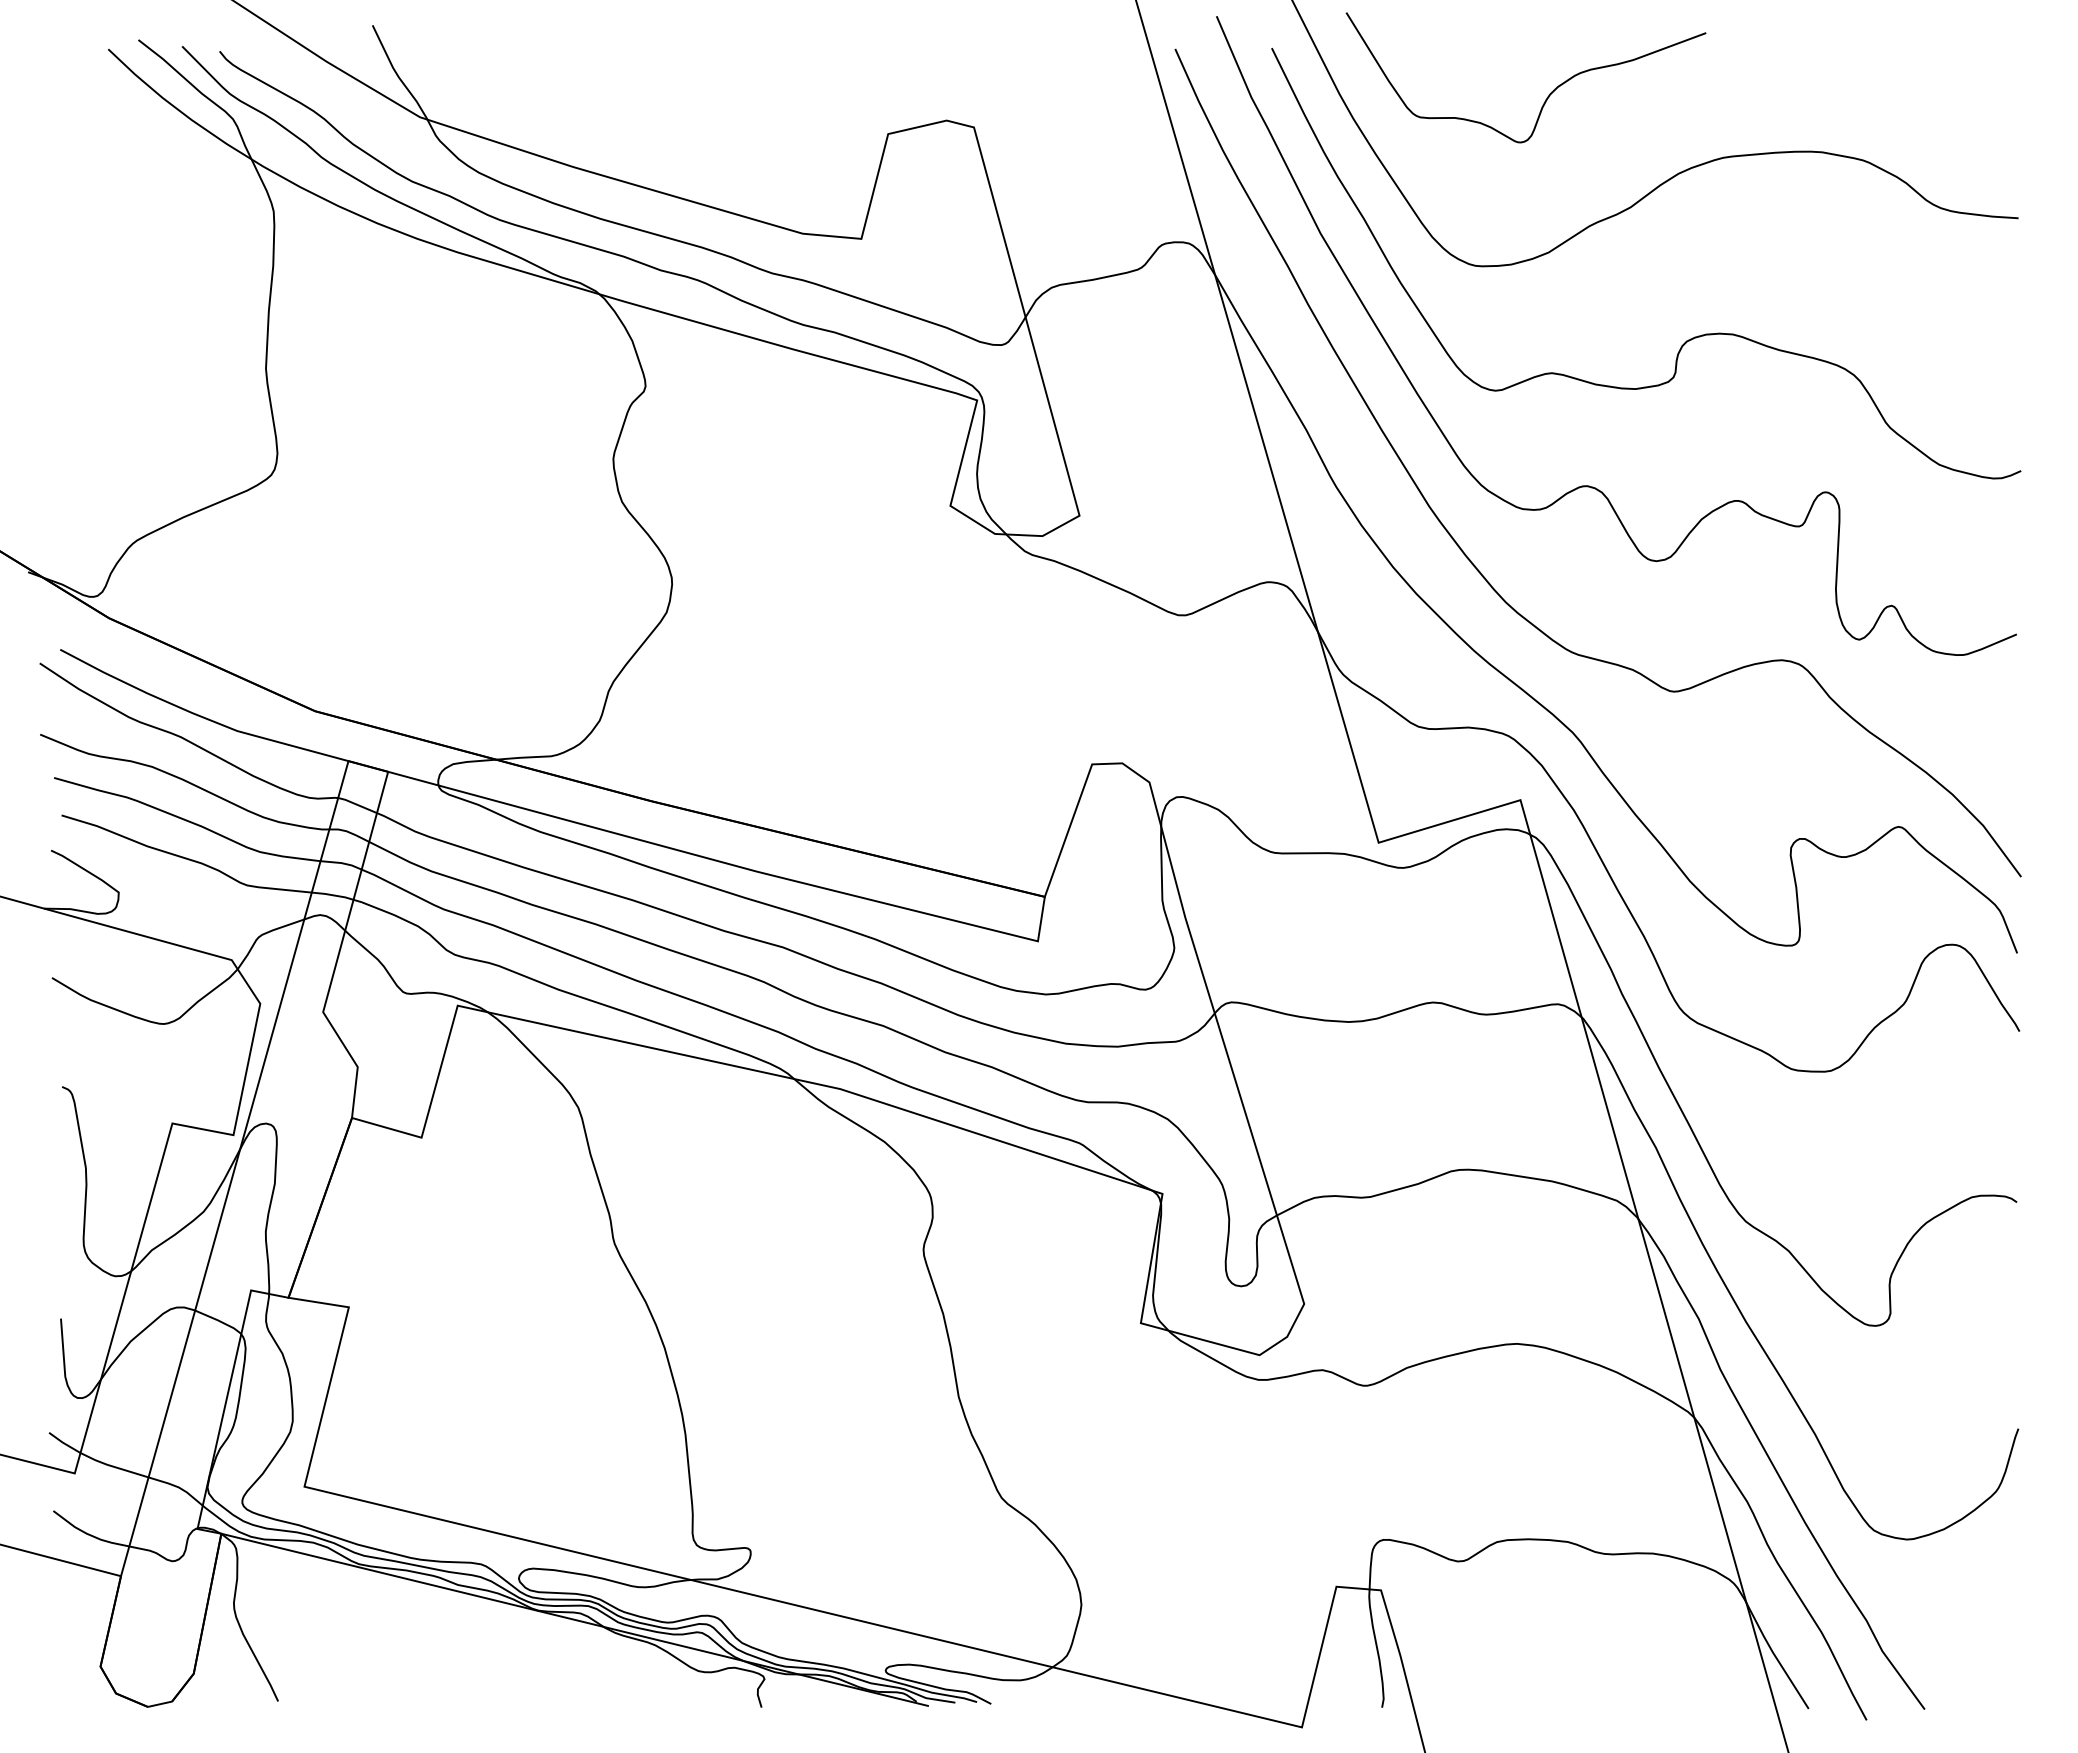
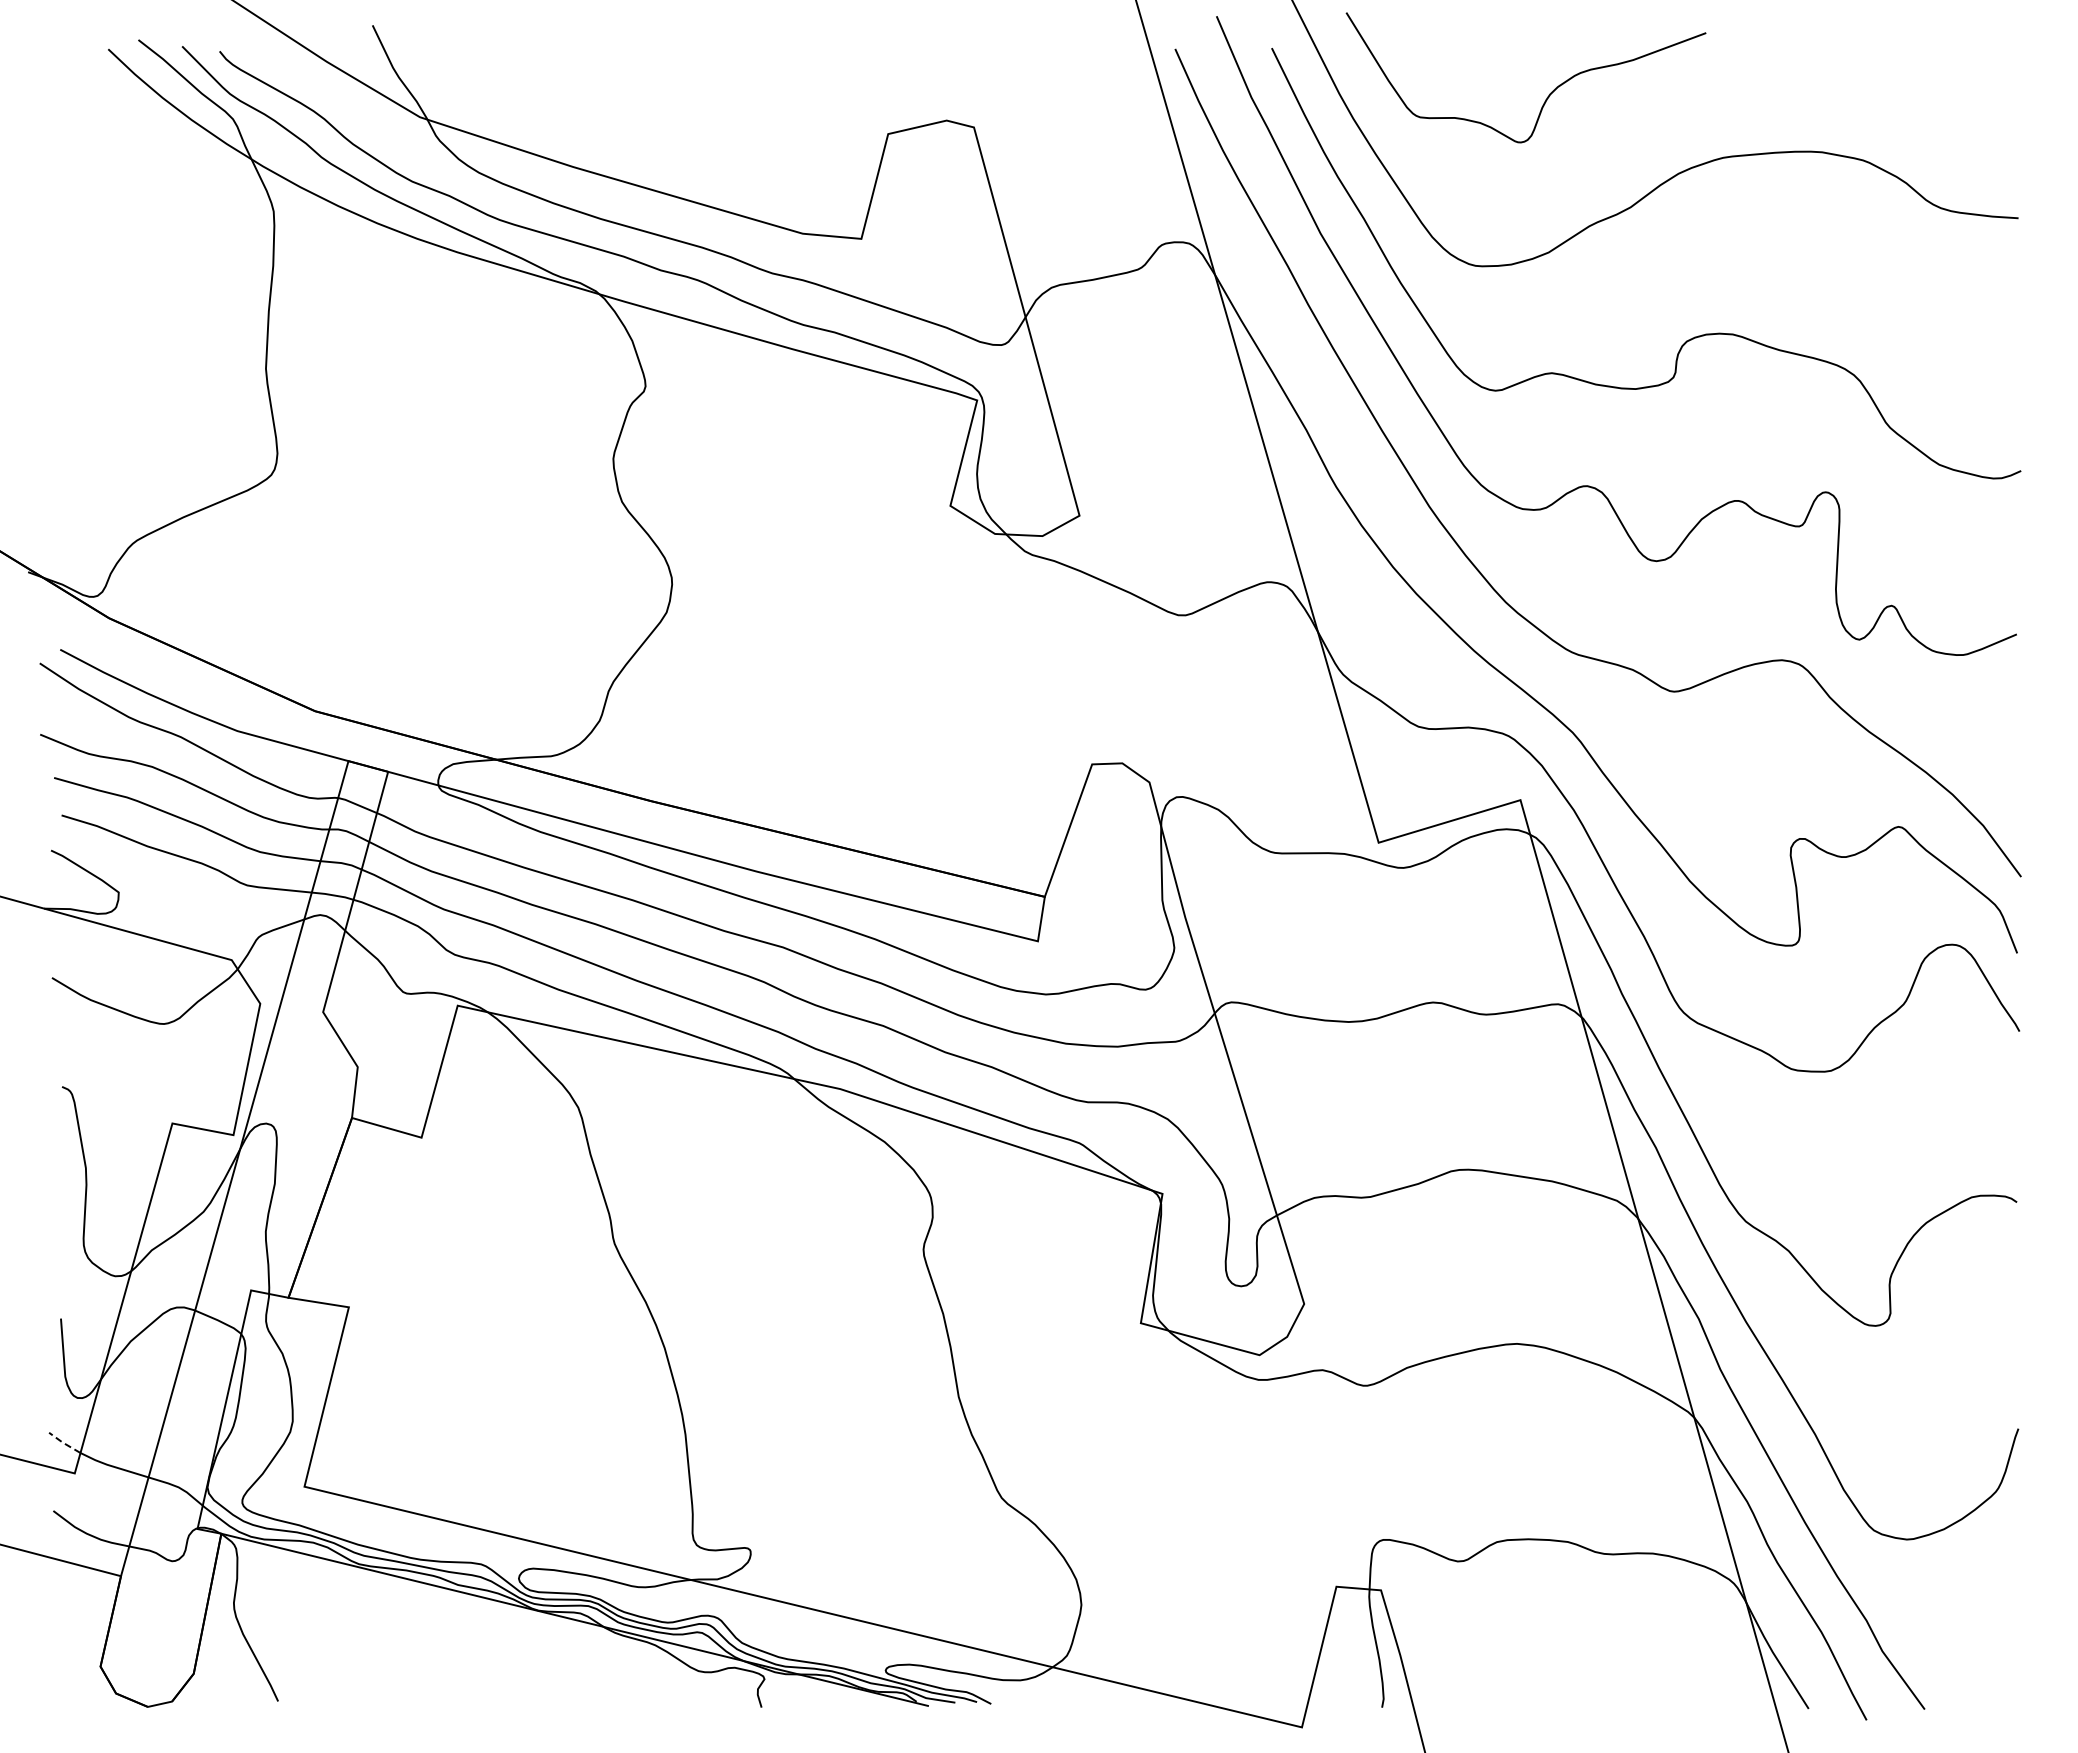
line: solid -> dashed (63, 1443)
